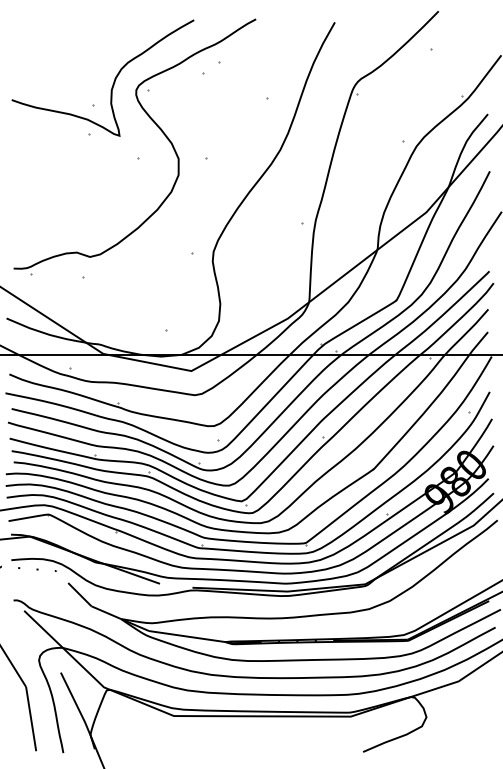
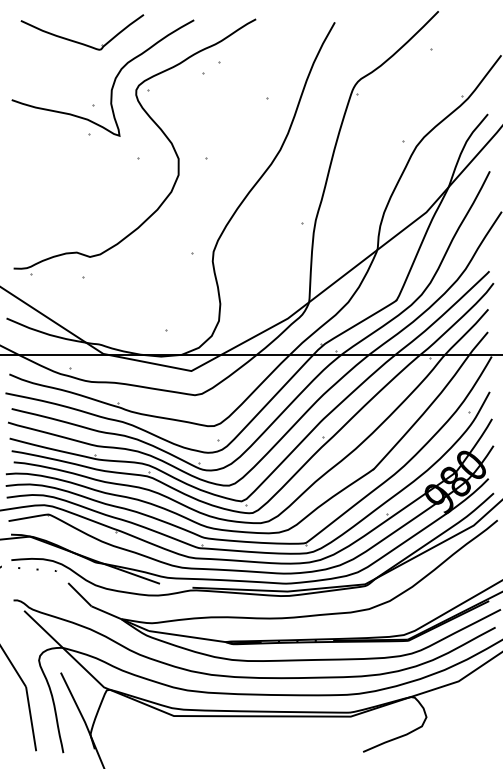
part: none -> present (78, 41)
